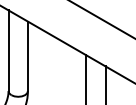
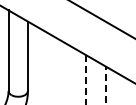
line: solid -> dashed (86, 80)
line: solid -> dashed (105, 85)
